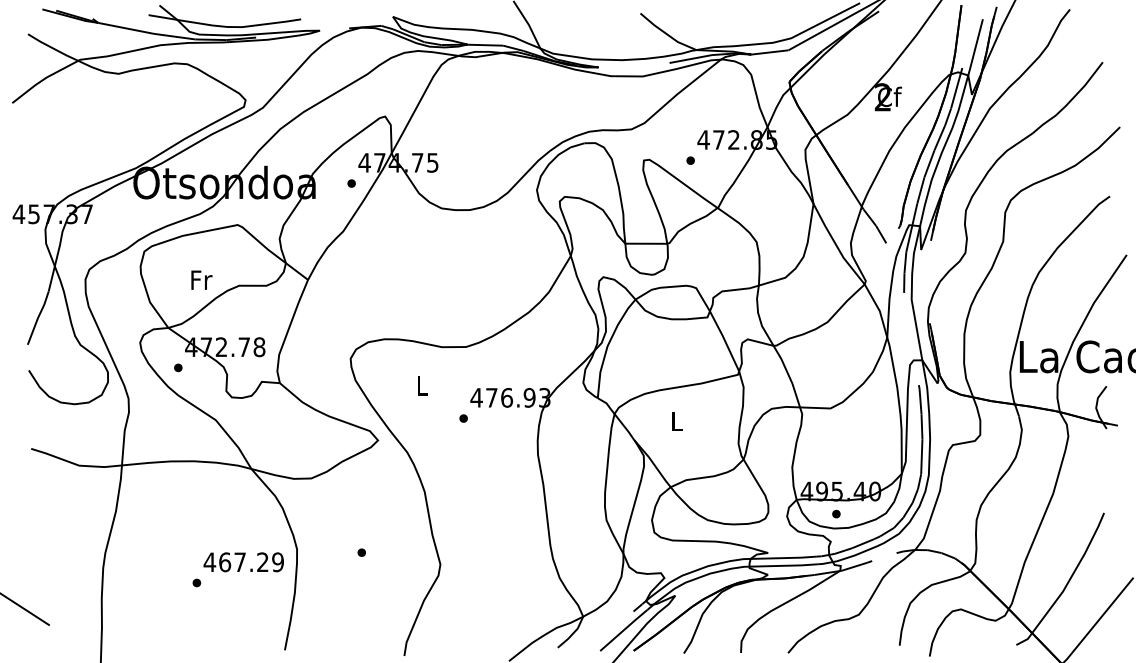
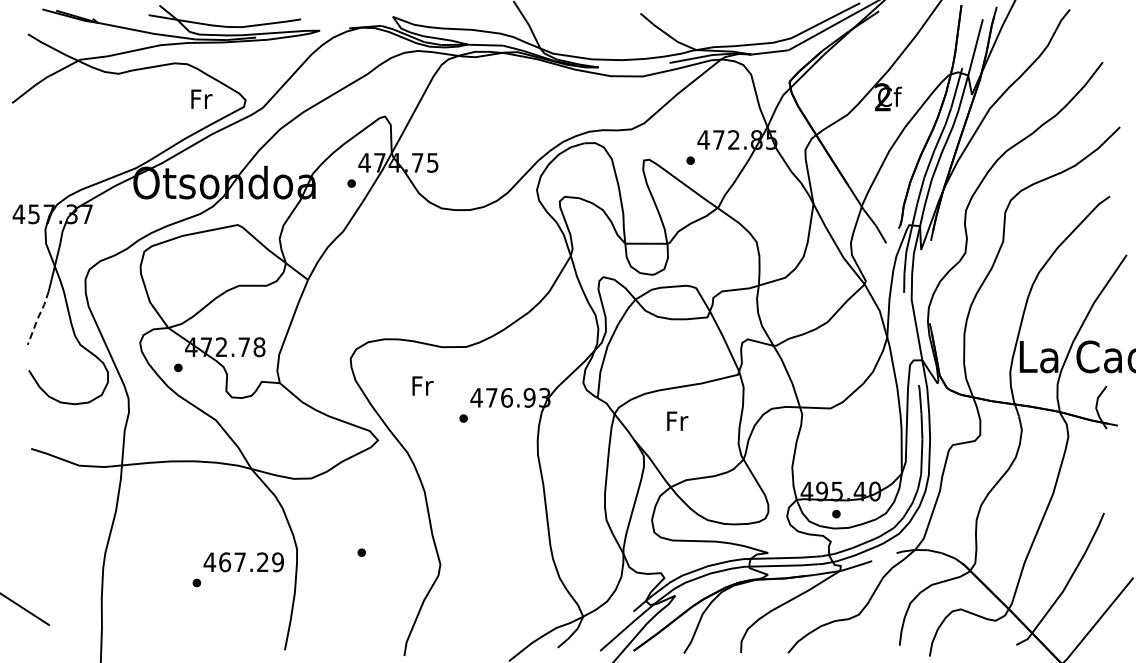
text position: (201, 279) -> (201, 98) (201, 98)
line: solid -> dashed (37, 318)
text: L -> Fr (422, 385)
text: L -> Fr (677, 420)
